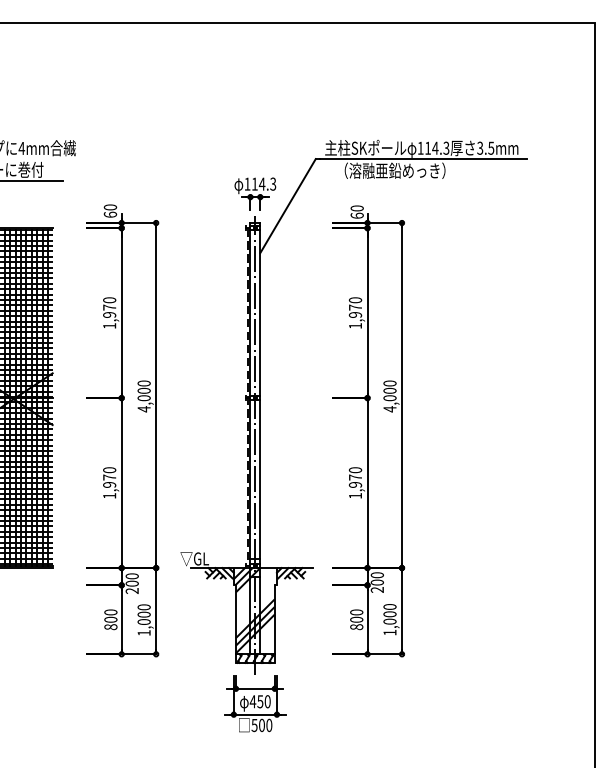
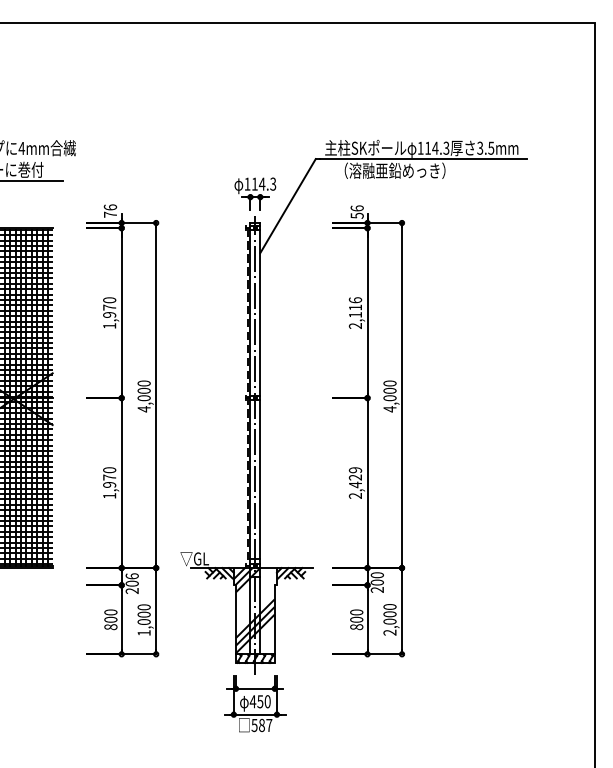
text: 60 -> 76 (110, 210)
text: 60 -> 56 (356, 211)
text: 1,970 -> 2,116 (355, 313)
text: 1,970 -> 2,429 (355, 482)
text: 200 -> 206 (131, 576)
text: 1,000 -> 2,000 (389, 632)
text: 500 -> 587 (265, 725)
